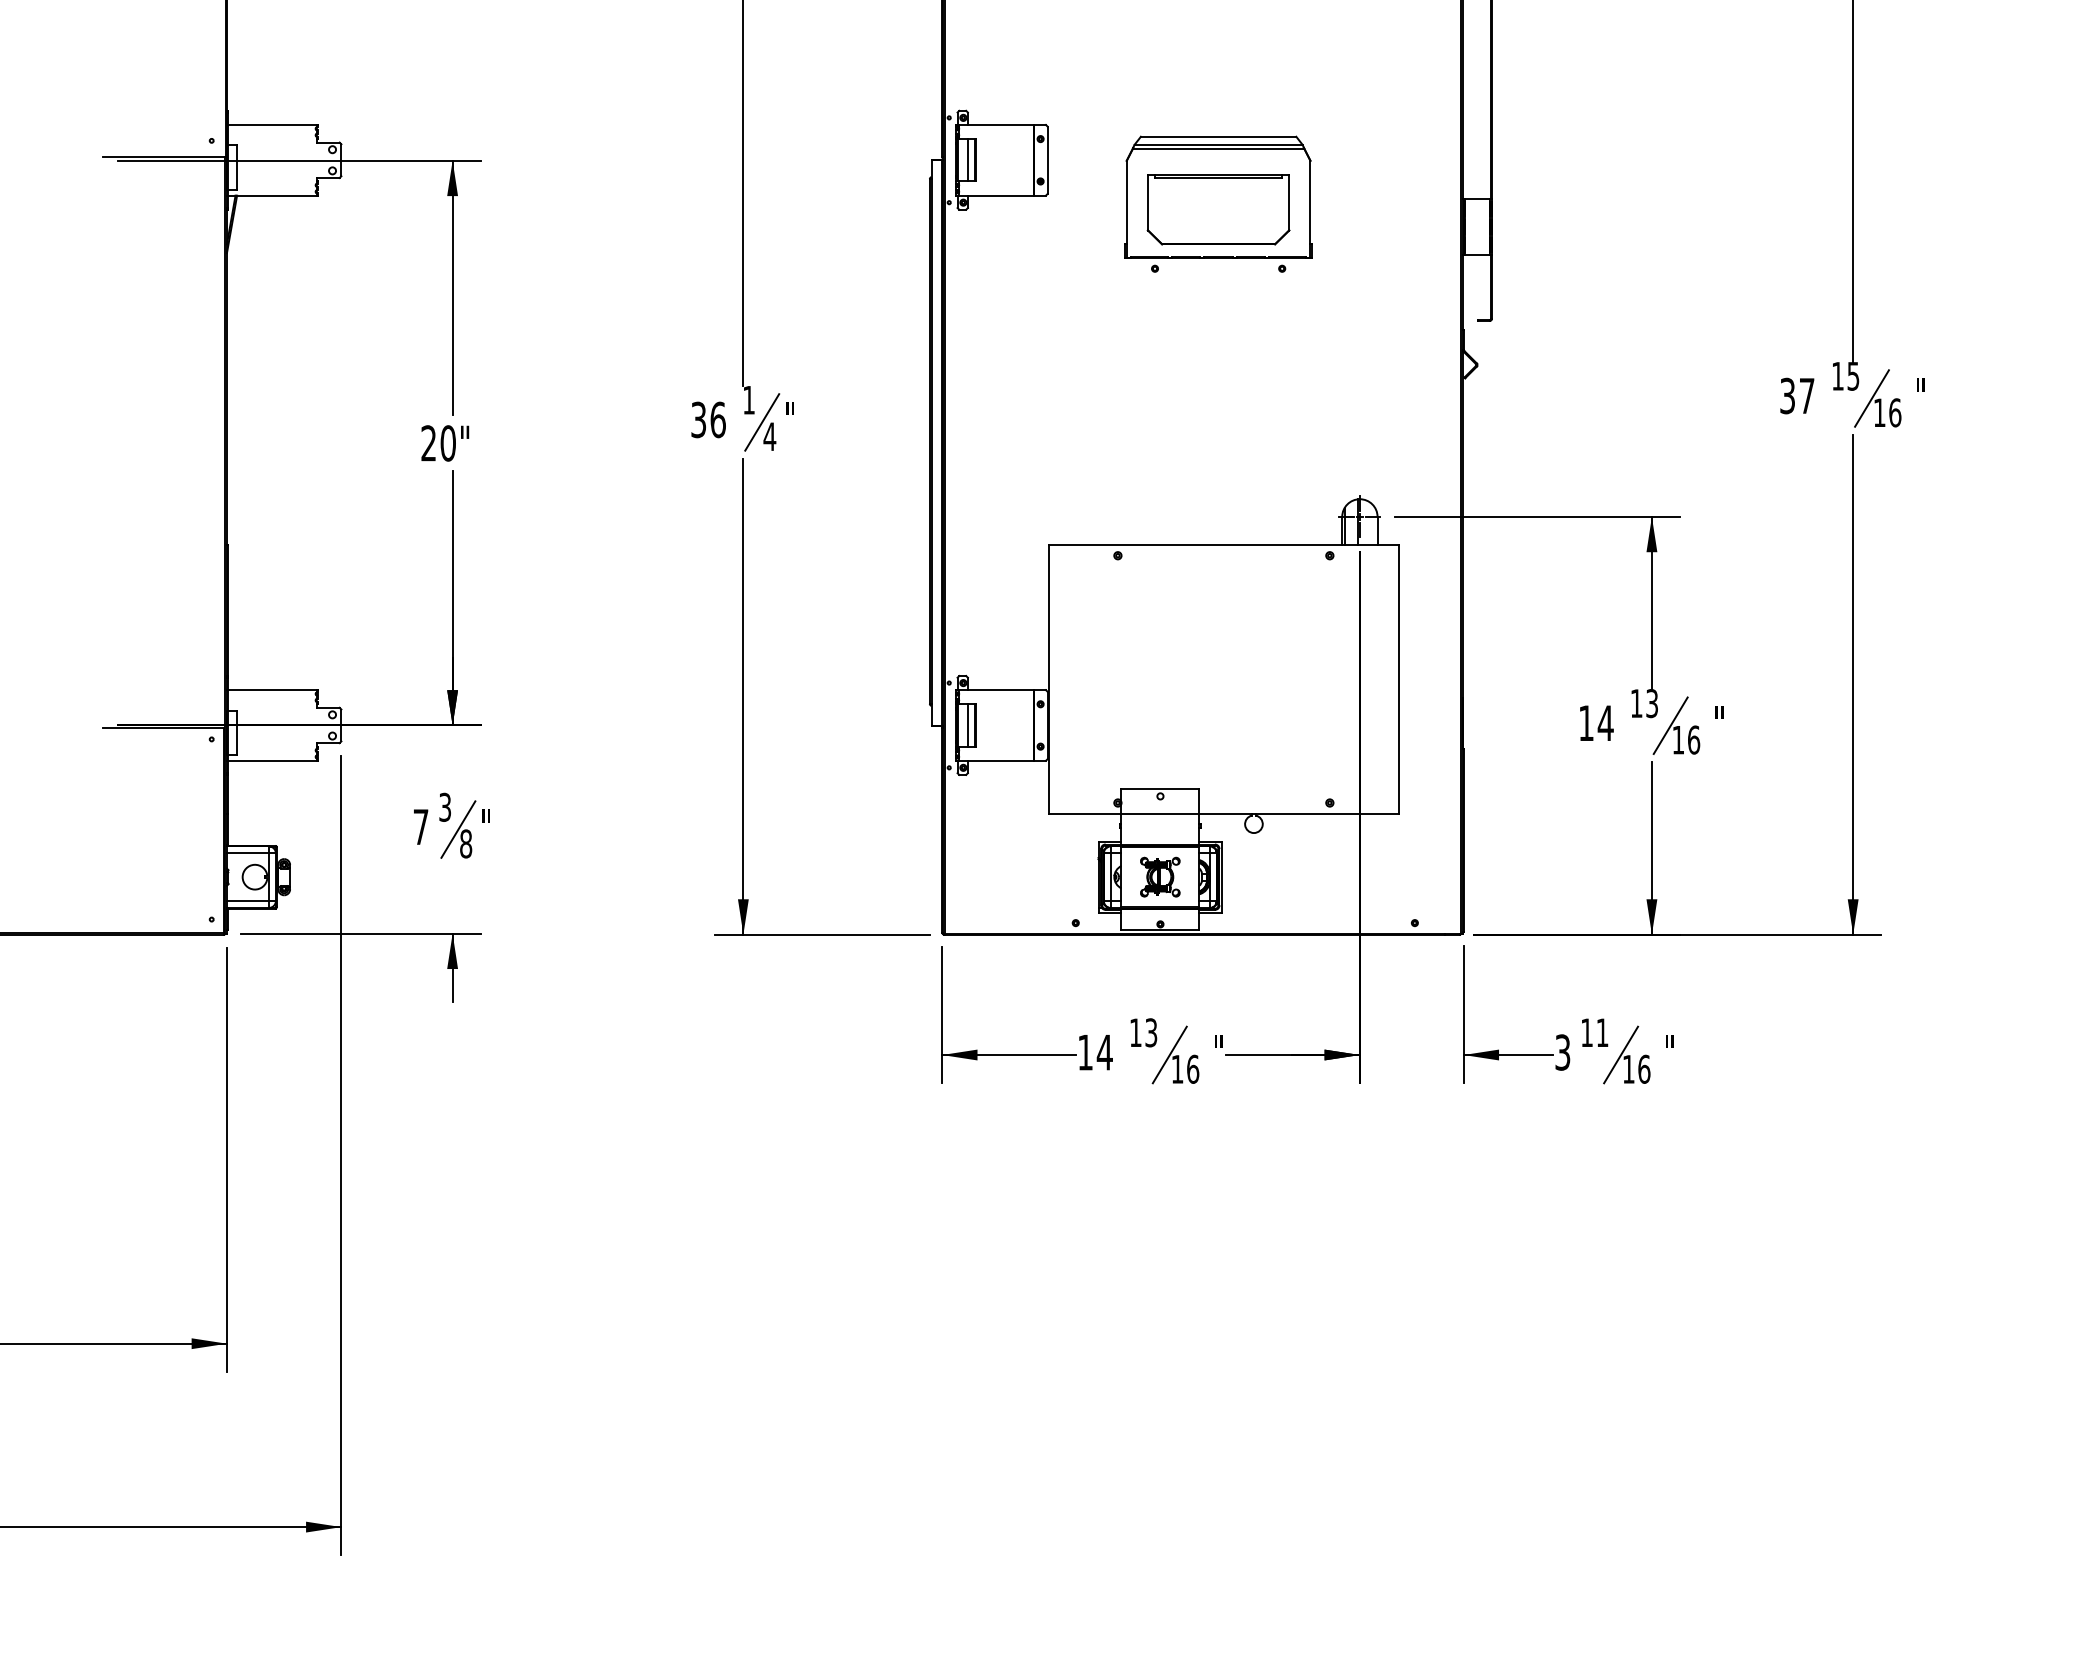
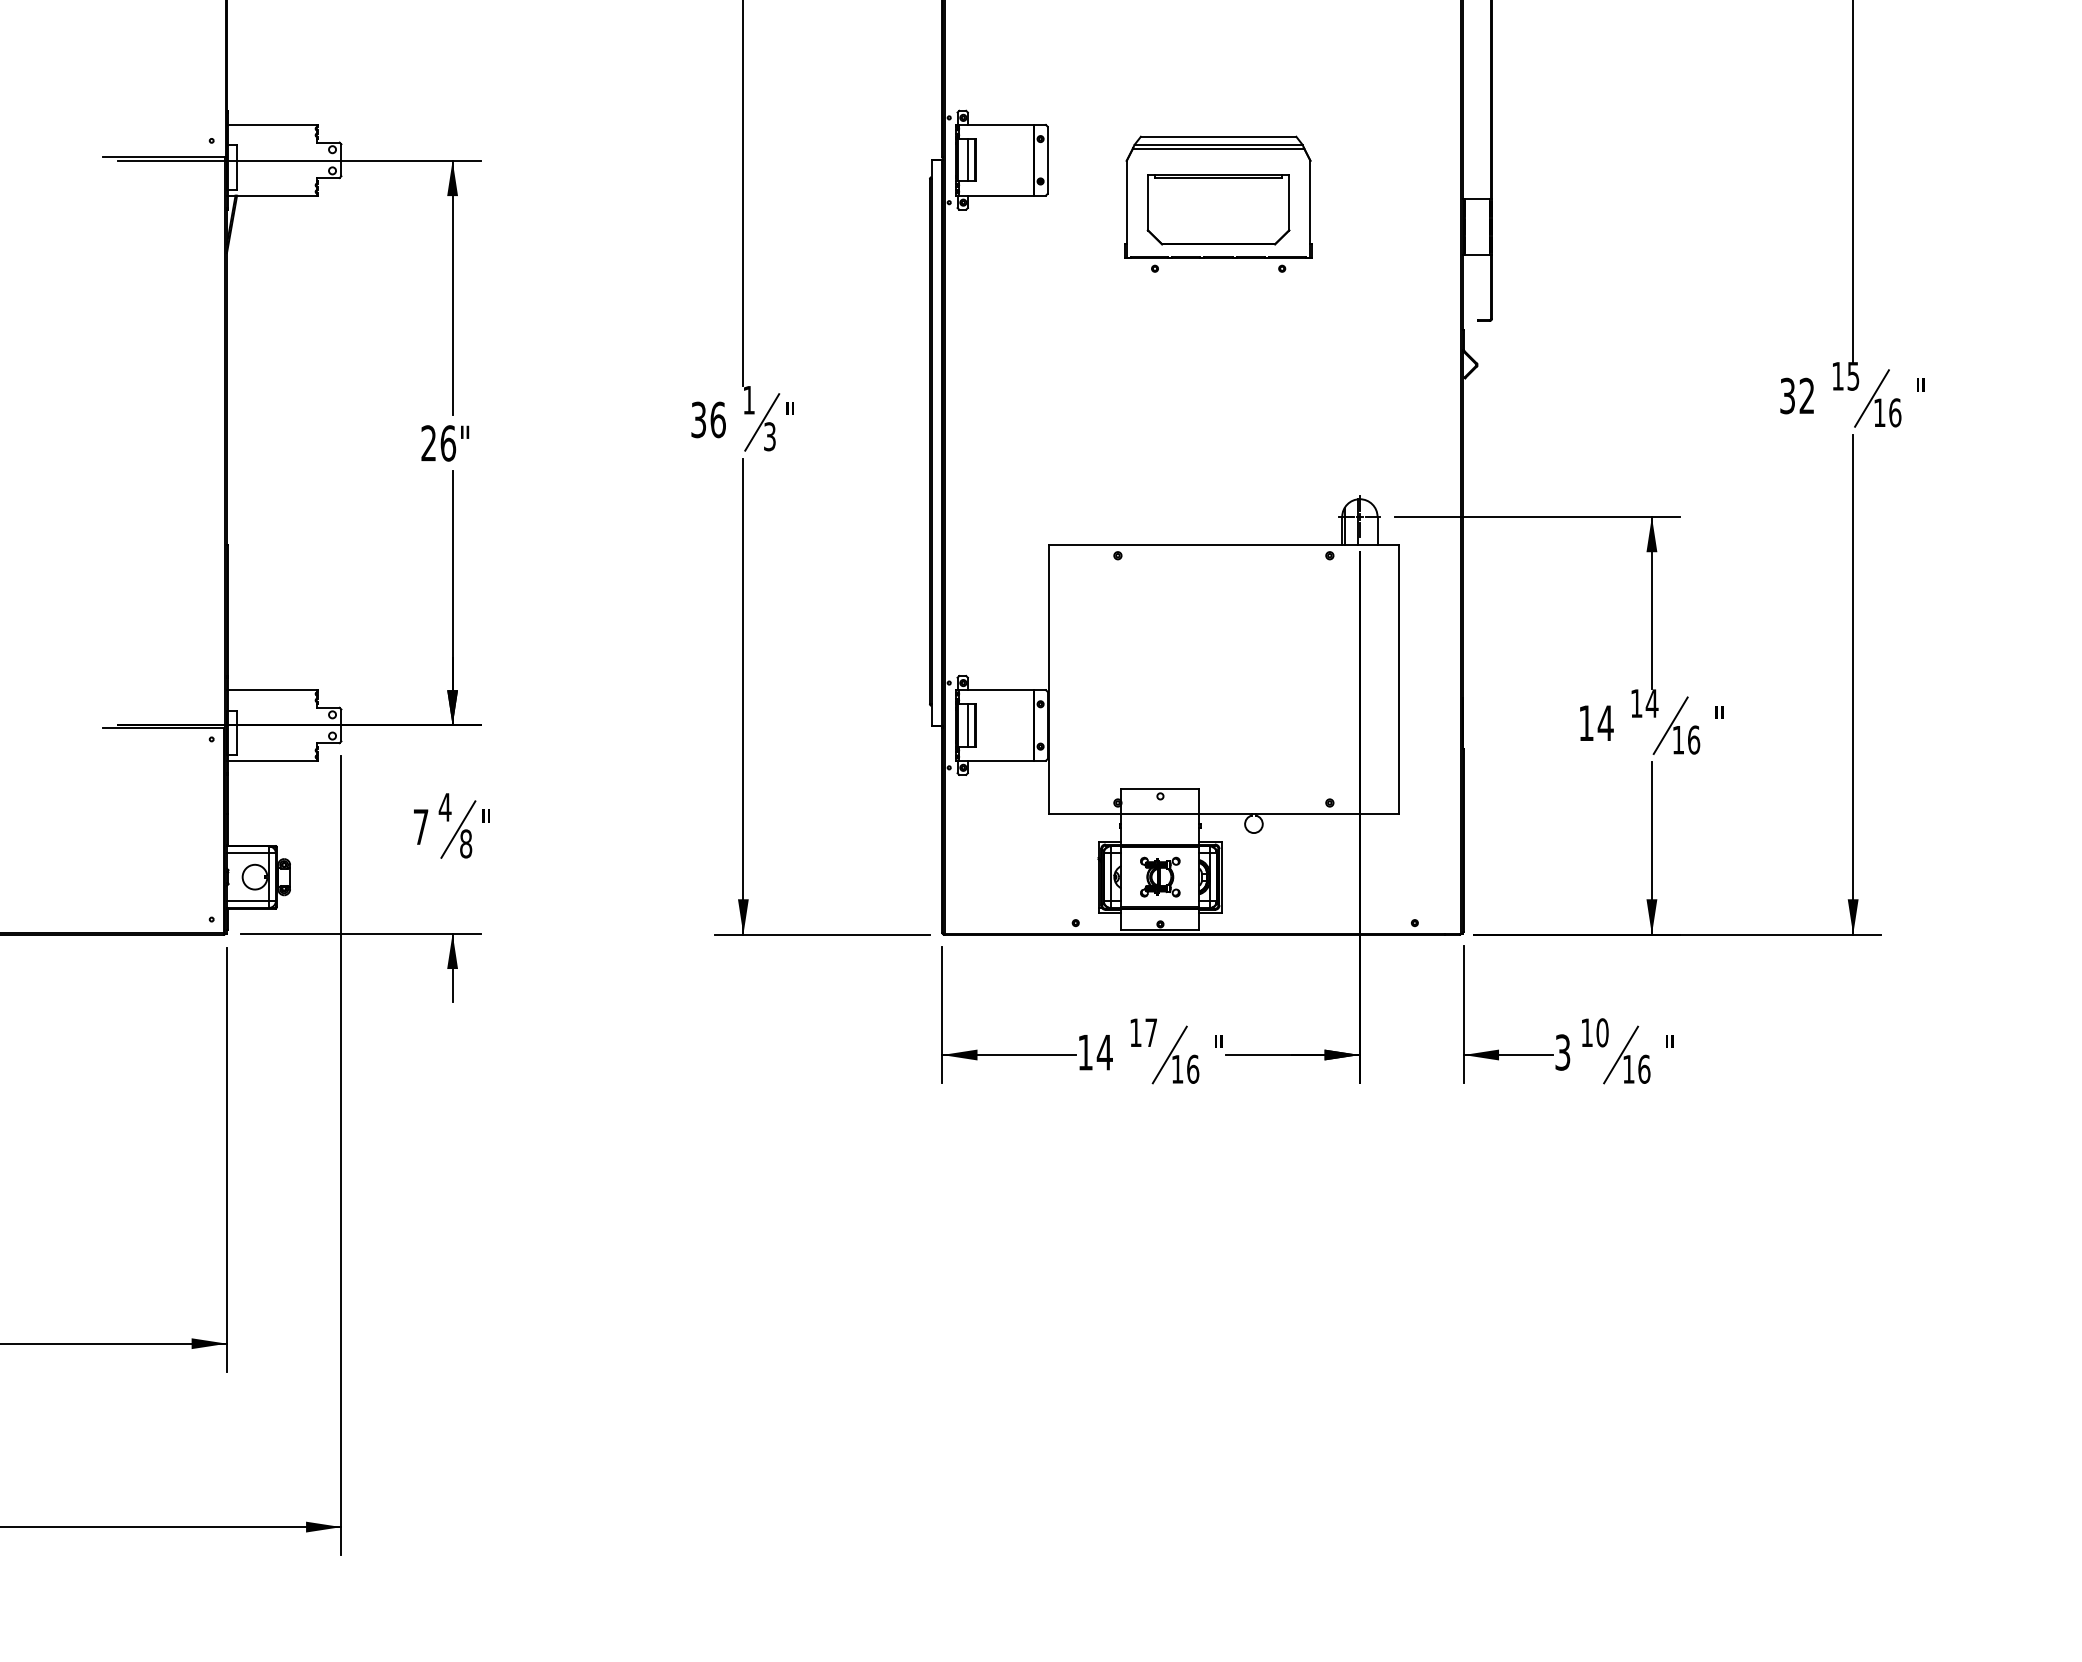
text: 37 -> 32 (1806, 395)
text: 4 -> 3 (769, 436)
text: 20" -> 26" (448, 443)
text: 13 -> 14 (1651, 703)
text: 3 -> 4 (444, 806)
text: 13 -> 17 (1151, 1032)
text: 11 -> 10 (1602, 1032)
